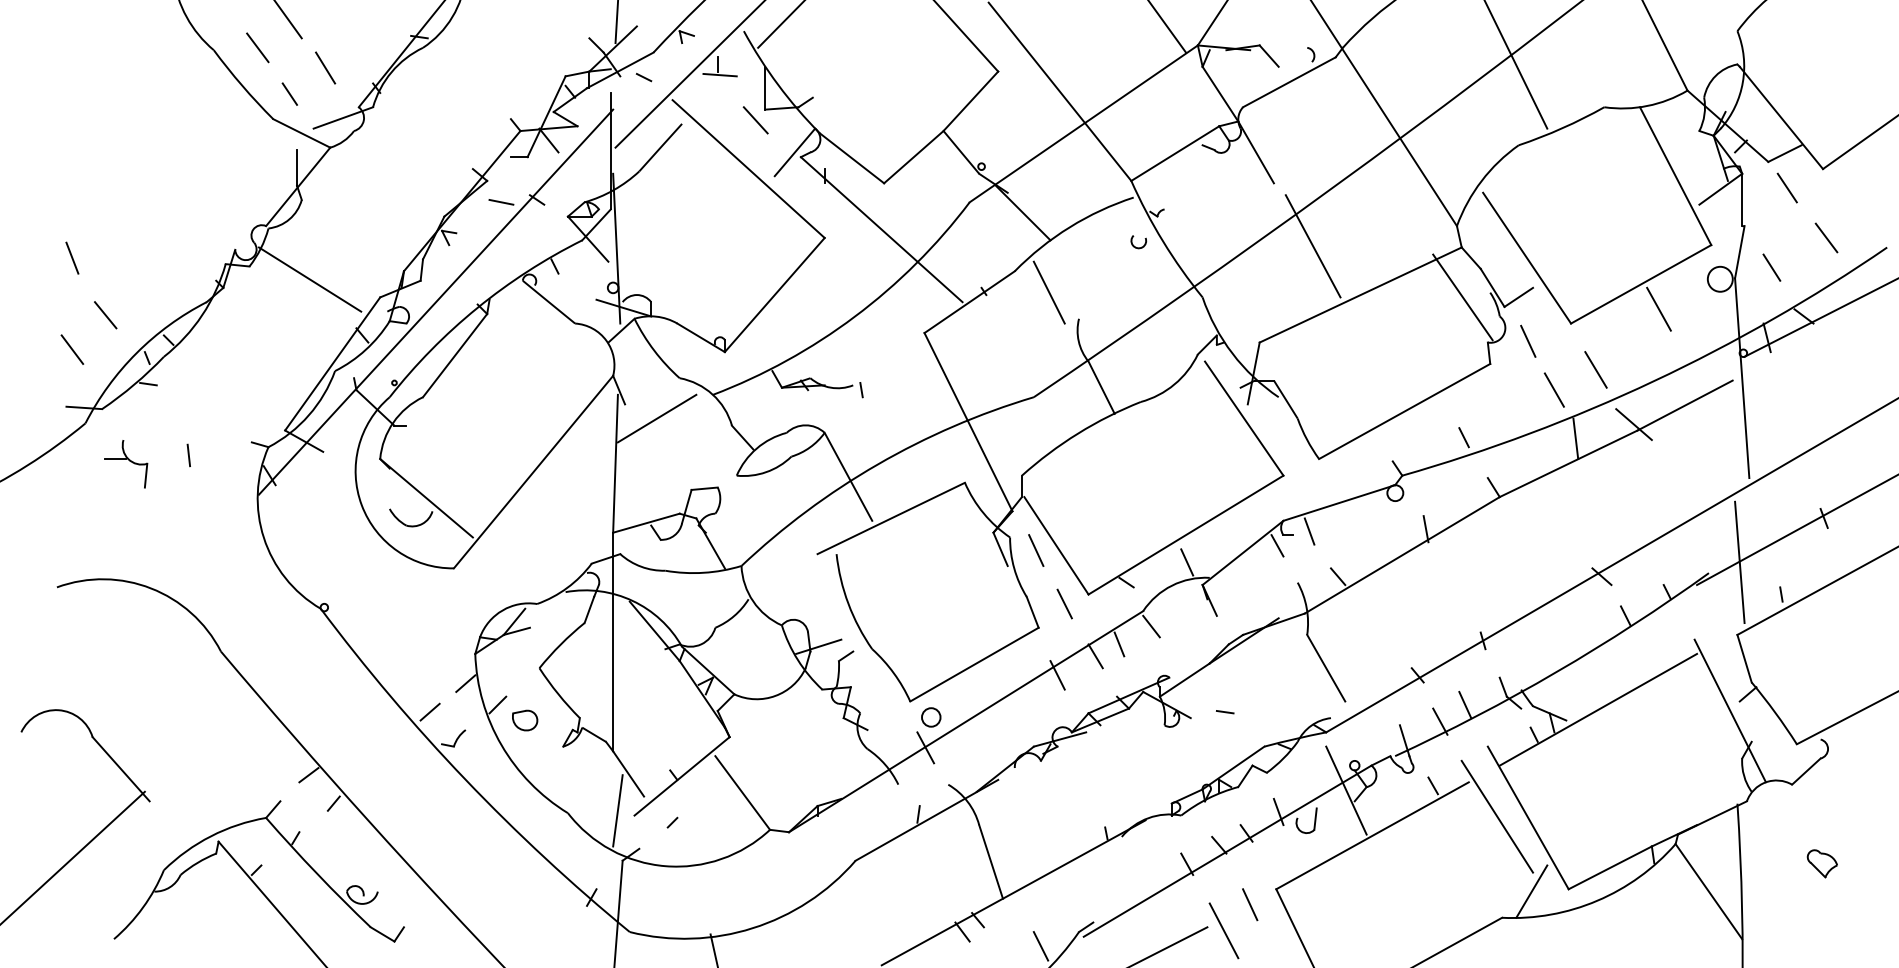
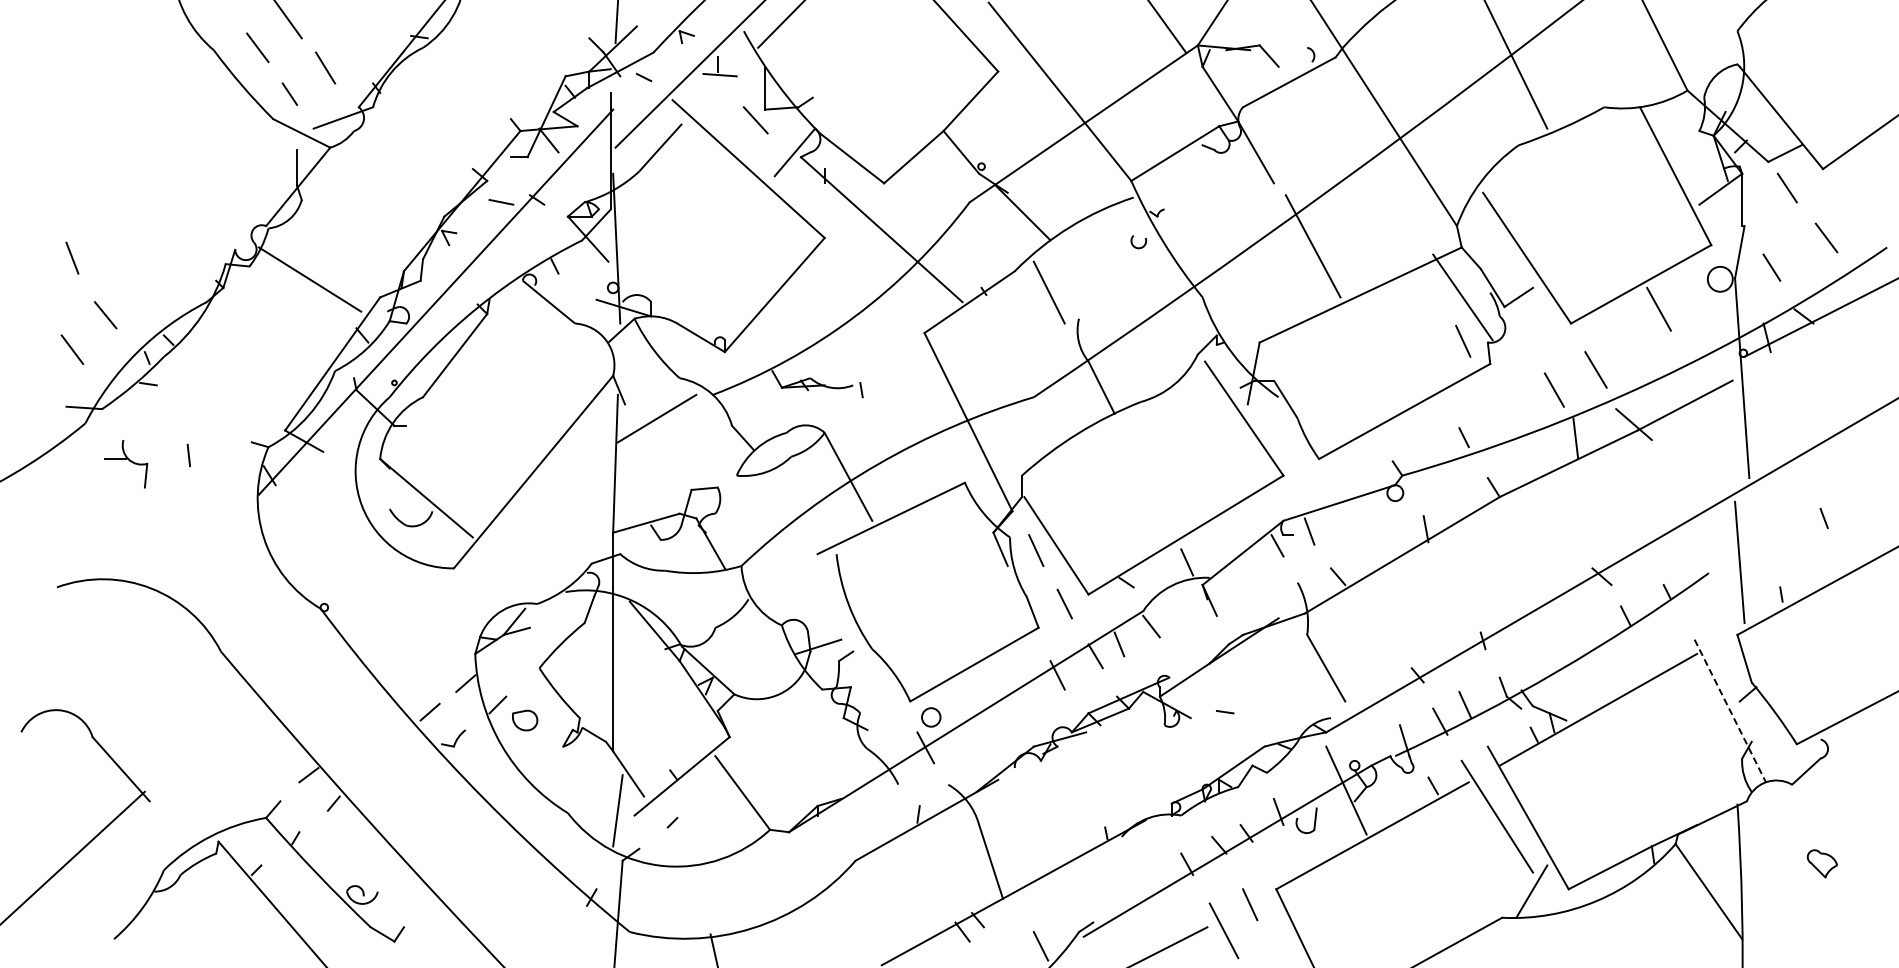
line position: (1528, 340) -> (1463, 340) (1463, 340)
line: present -> none (1796, 530)
line: solid -> dashed (1730, 710)
